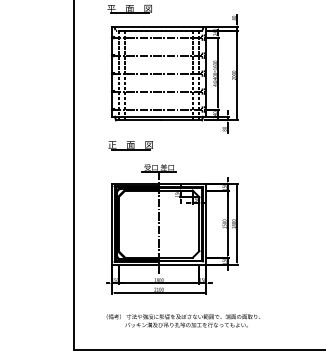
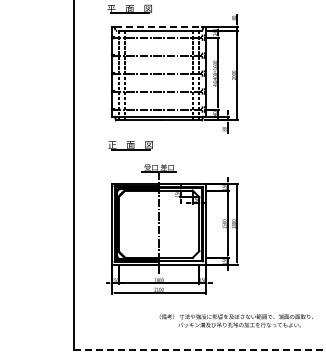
line: solid -> dashed (159, 26)
text position: (182, 320) -> (235, 320) (235, 320)
line: solid -> dashed (199, 350)
